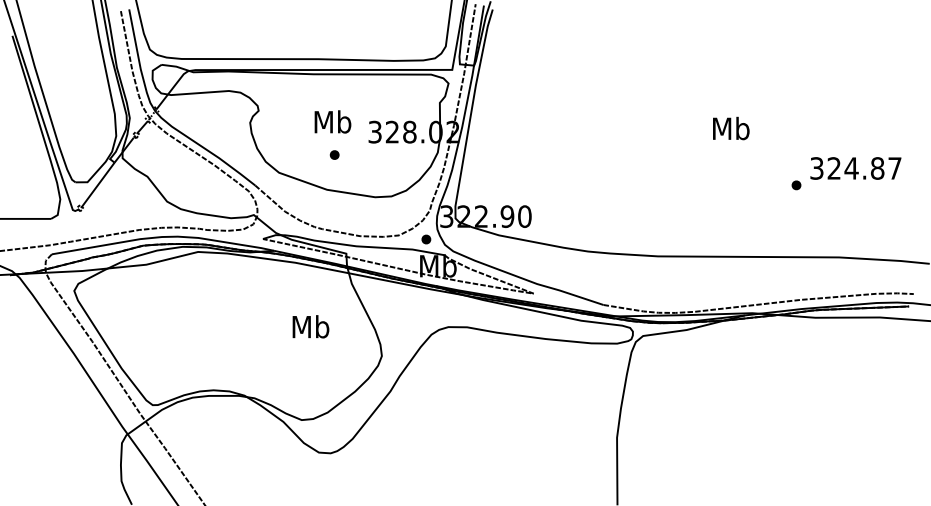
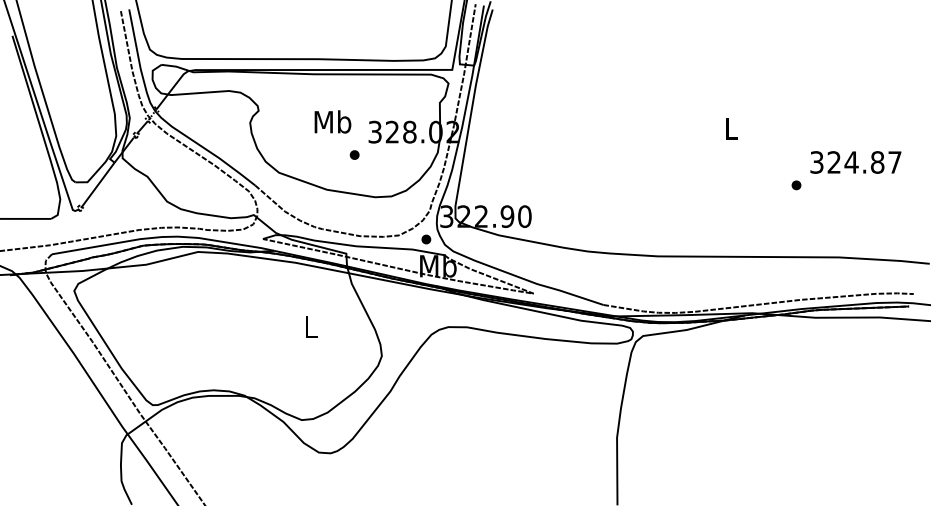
text: Mb -> L (731, 128)
part position: (334, 154) -> (354, 154) (354, 154)
text position: (855, 168) -> (855, 162) (855, 162)
text: Mb -> L (310, 326)
